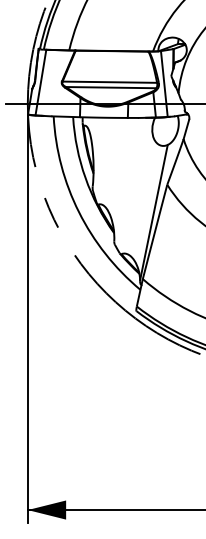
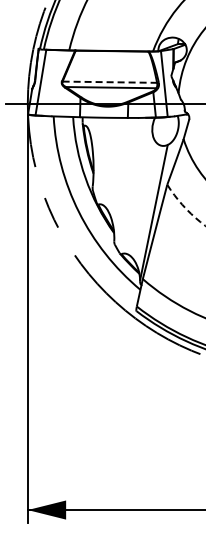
line: solid -> dashed (110, 82)
arc: solid -> dashed (185, 207)
